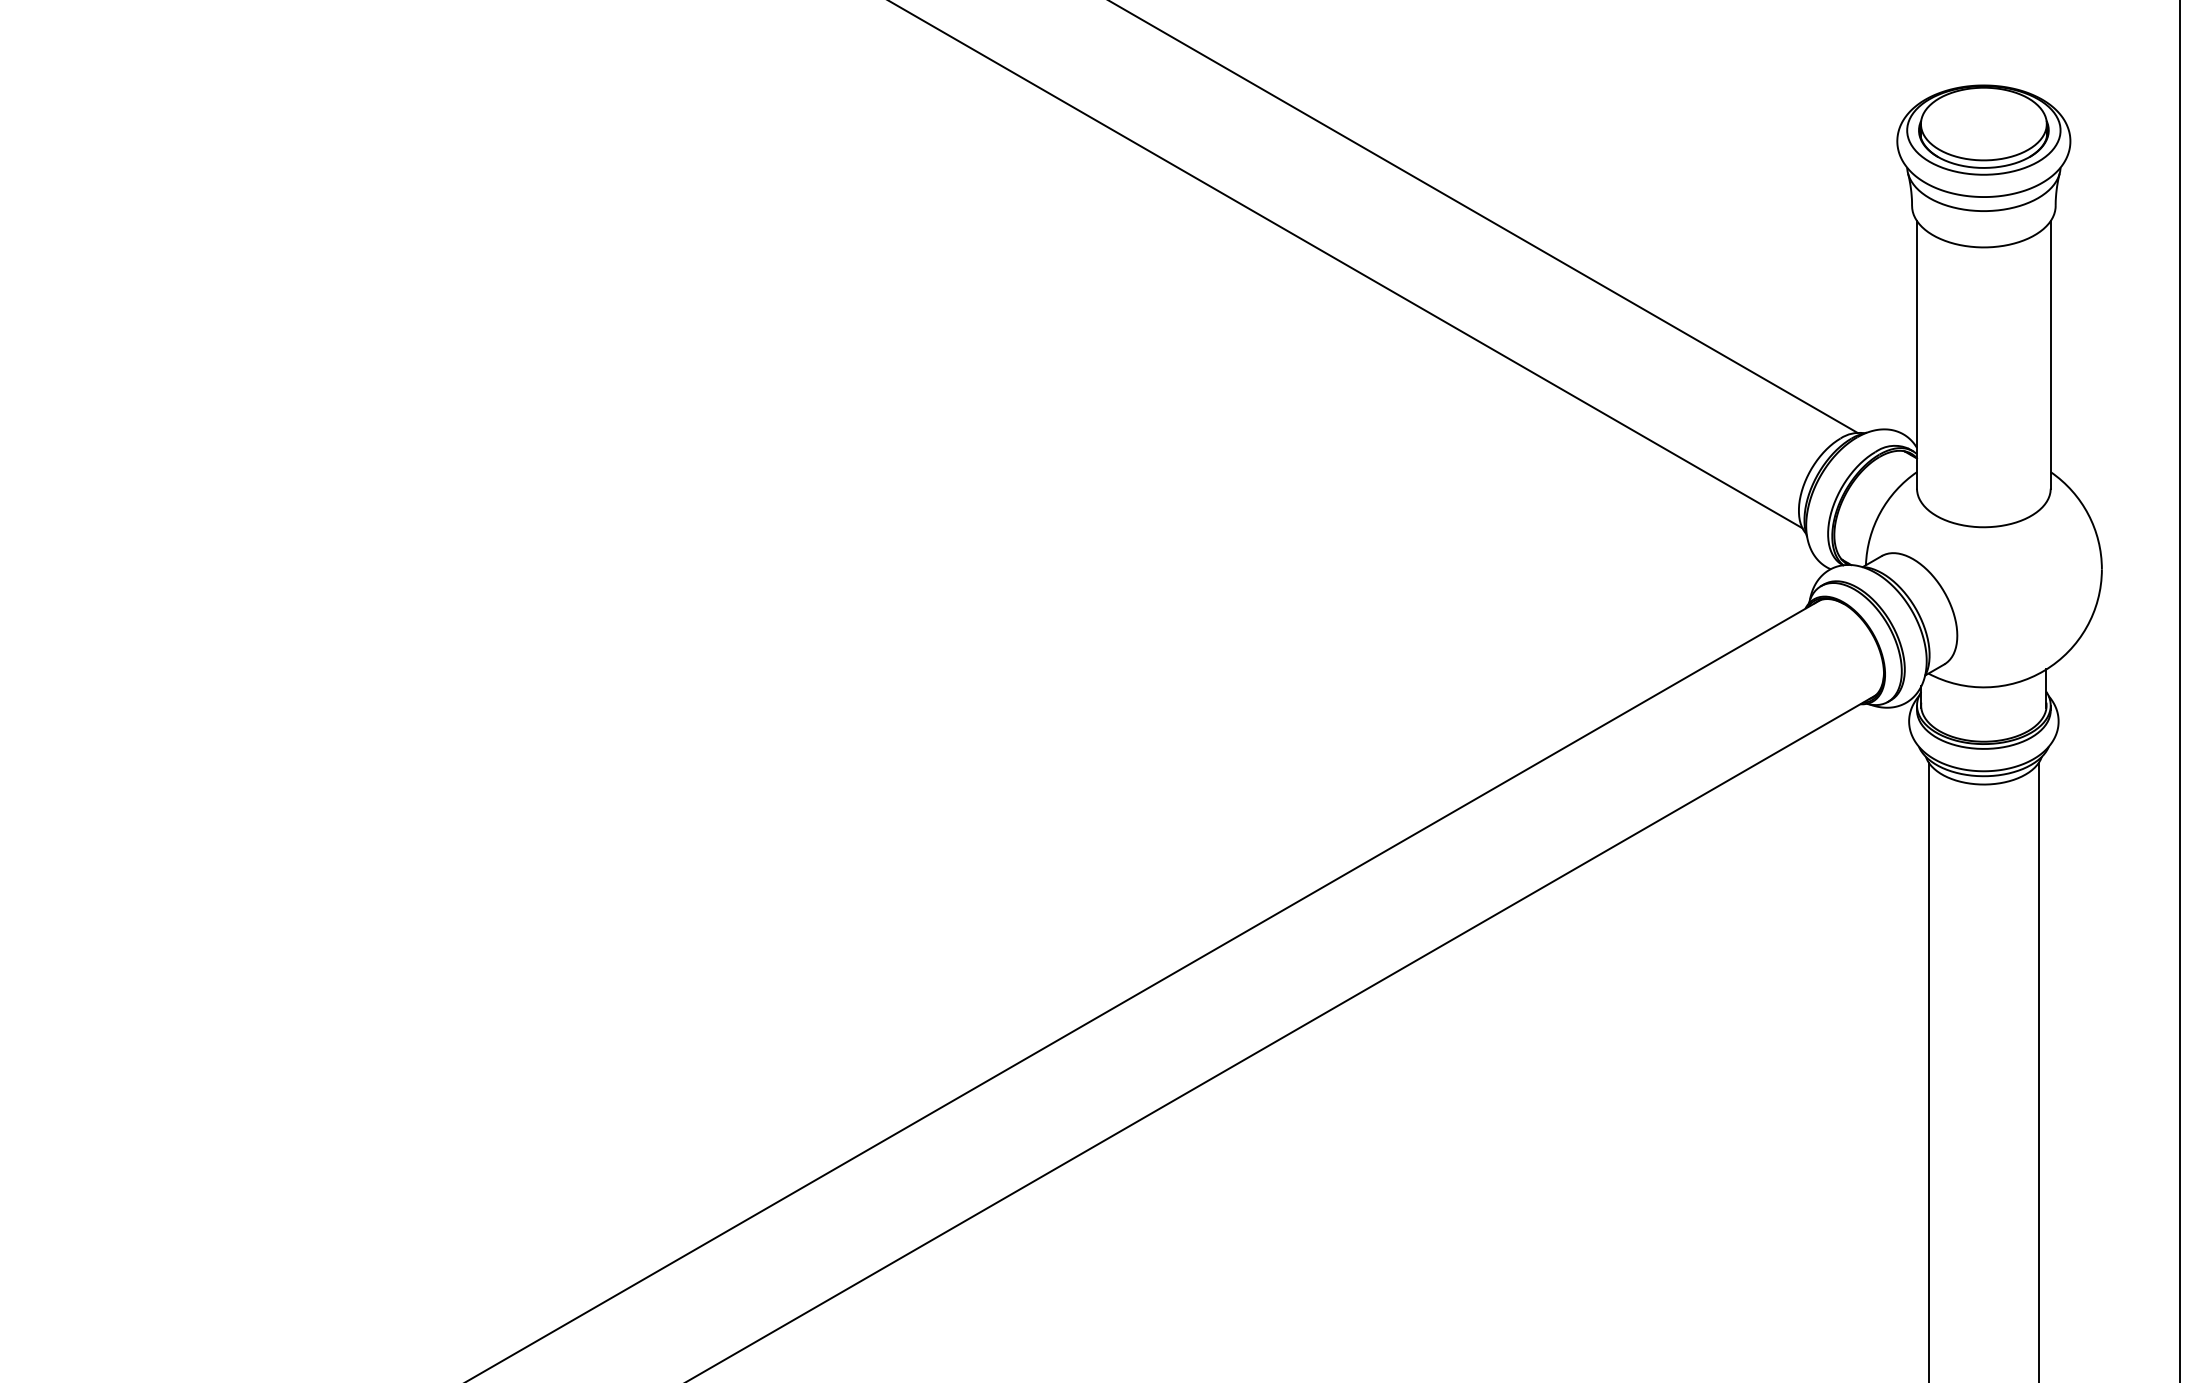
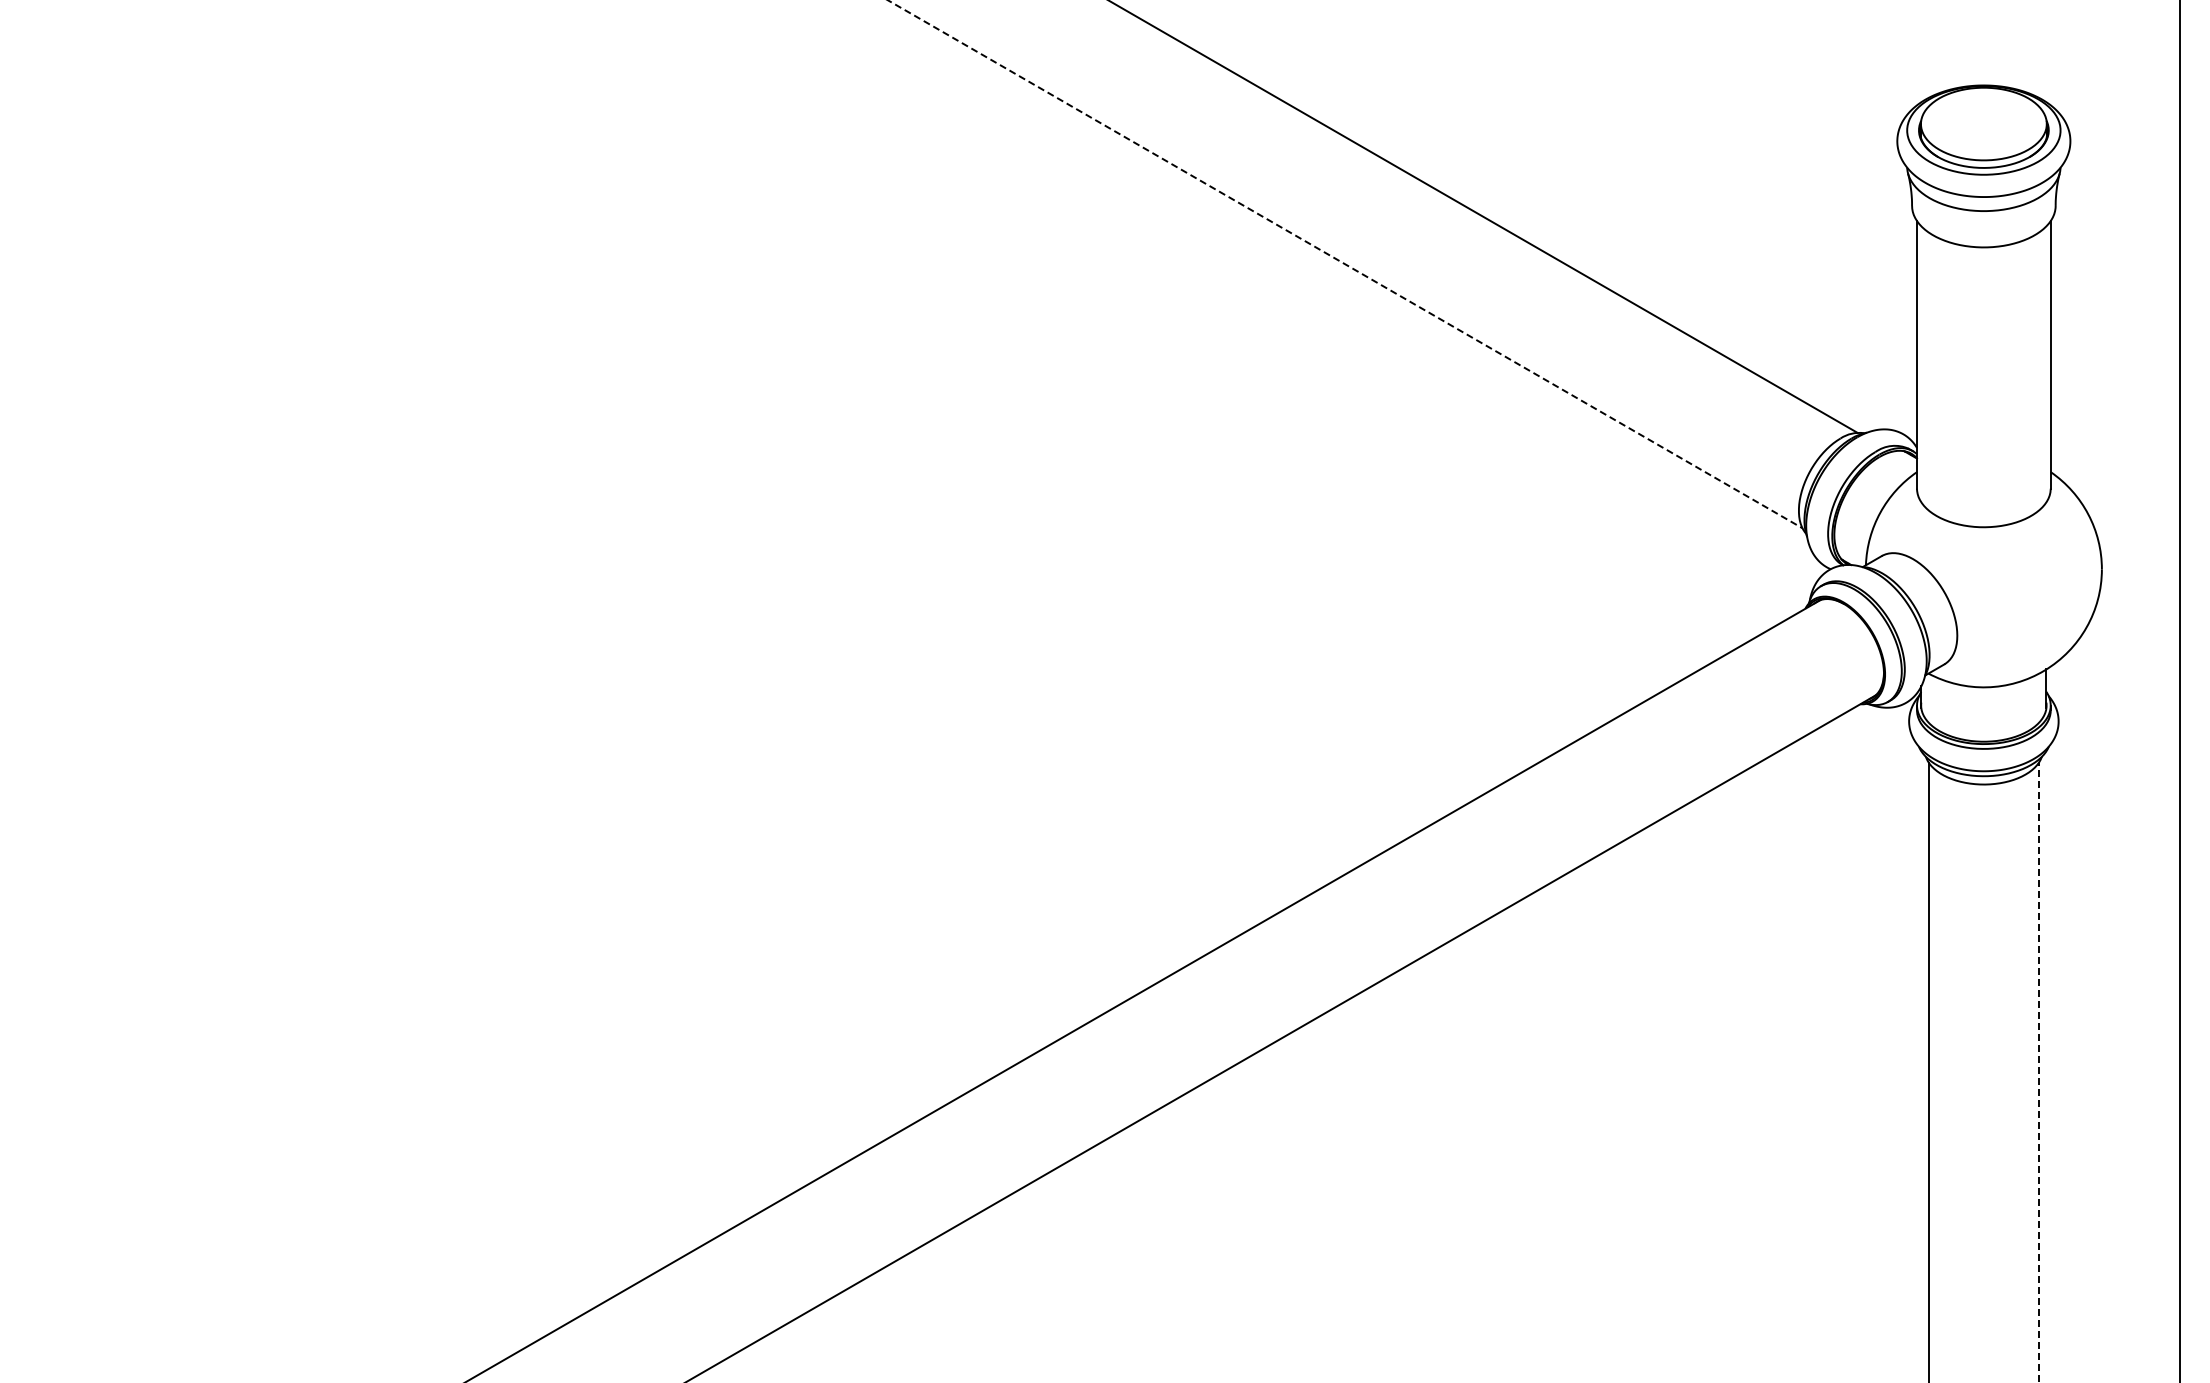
line: solid -> dashed (1345, 264)
line: solid -> dashed (2038, 1072)
